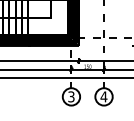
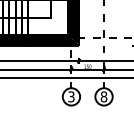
text: 4 -> 8 (103, 96)
